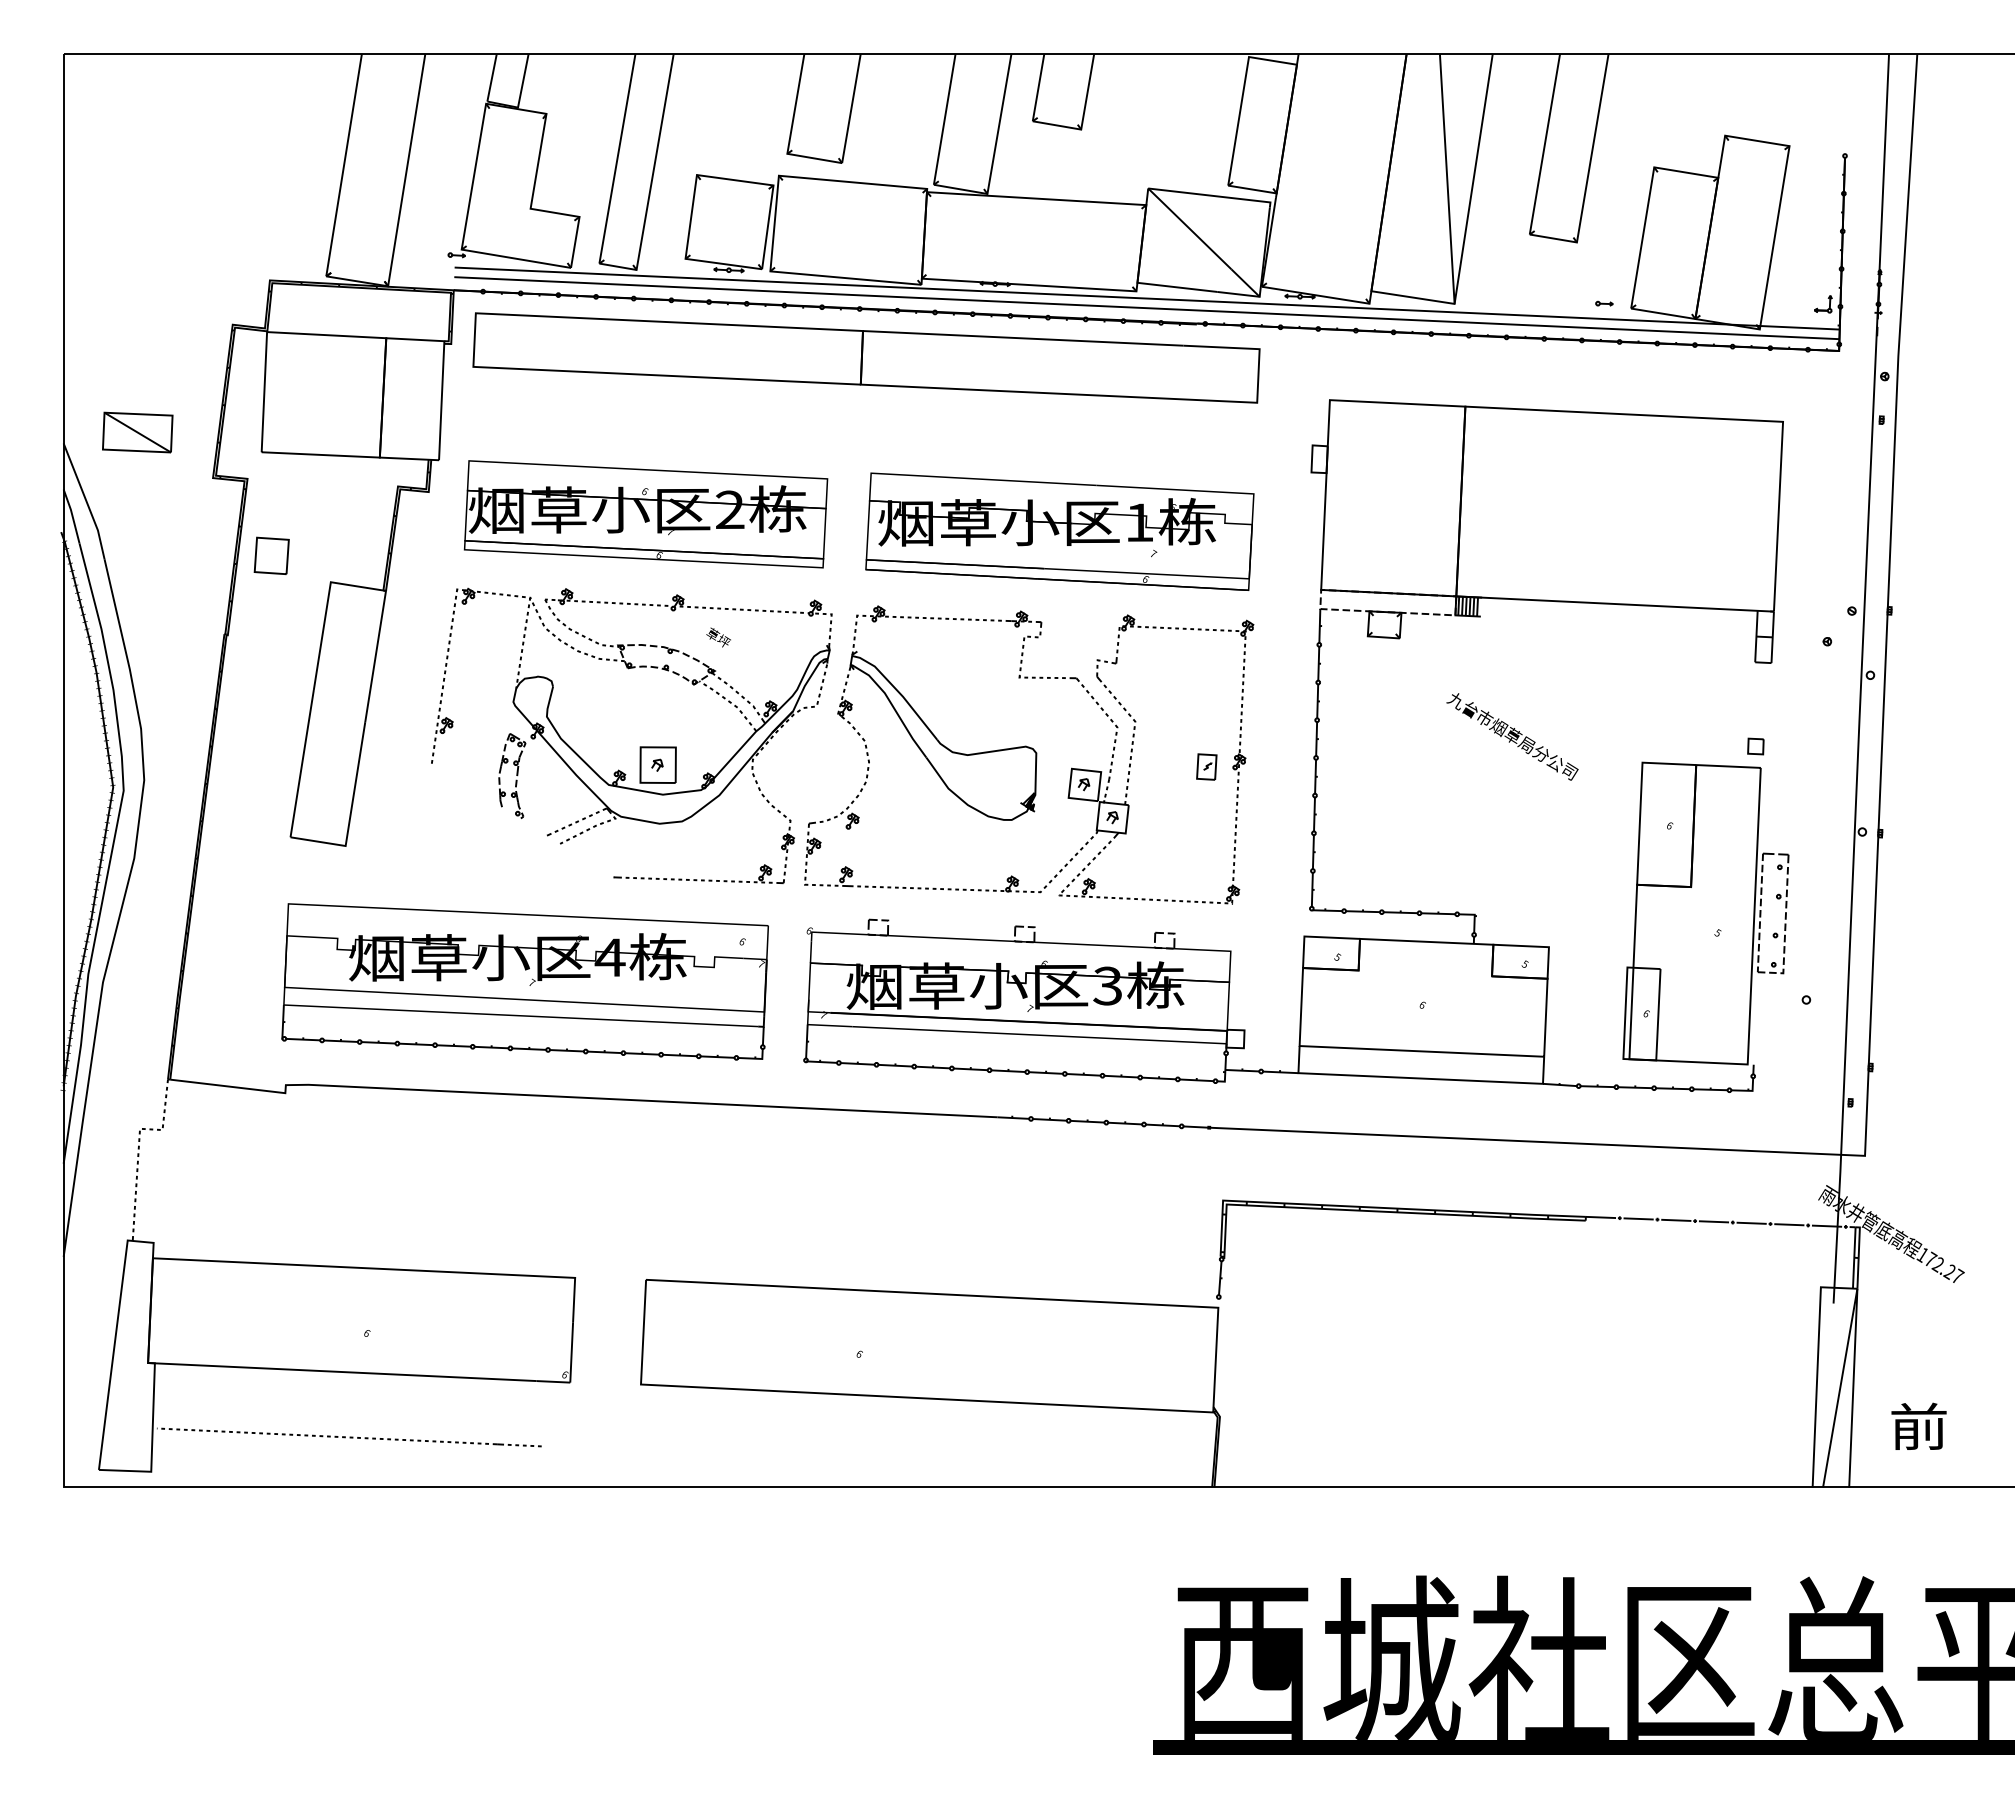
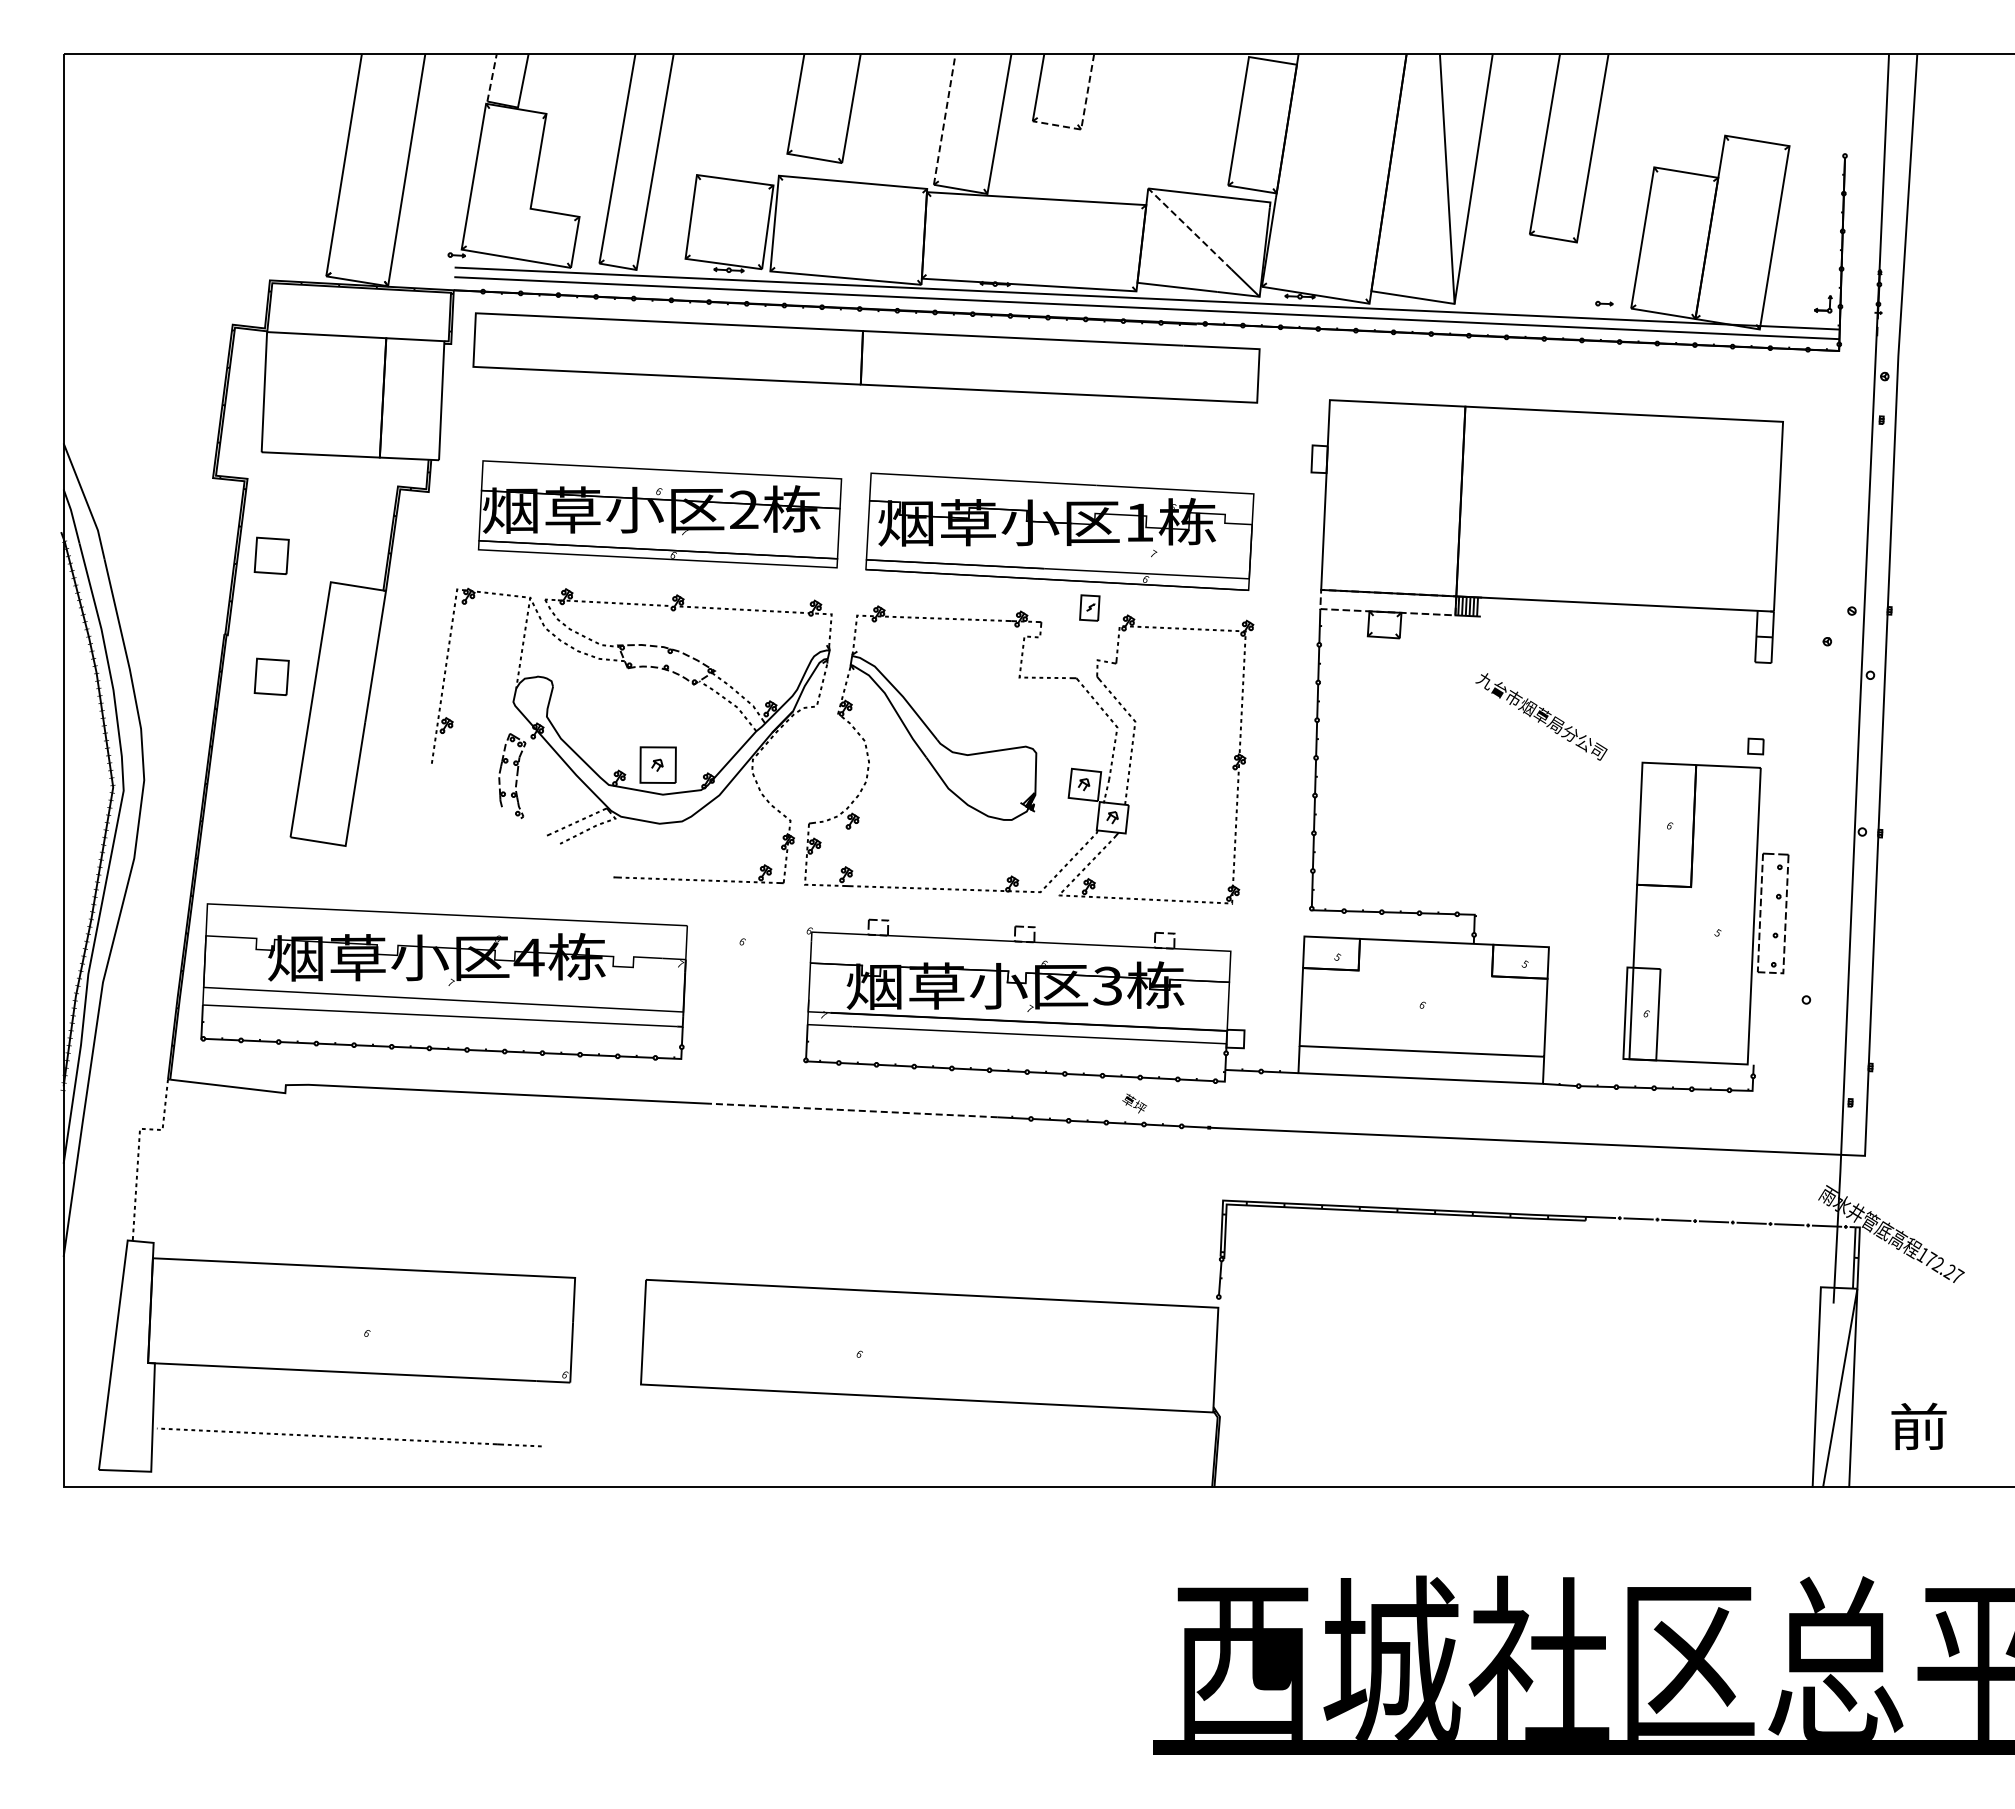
line: solid -> dashed (492, 77)
line: solid -> dashed (1083, 116)
line: solid -> dashed (944, 119)
line: solid -> dashed (1189, 228)
part: present -> none (137, 432)
text position: (645, 514) -> (659, 514) (659, 514)
text position: (718, 637) -> (1134, 1103) (1134, 1103)
part: none -> present (271, 676)
text position: (1512, 736) -> (1541, 716) (1541, 716)
part position: (1206, 766) -> (1089, 607) (1089, 607)
part position: (524, 981) -> (443, 981) (443, 981)
line: solid -> dashed (853, 1110)
